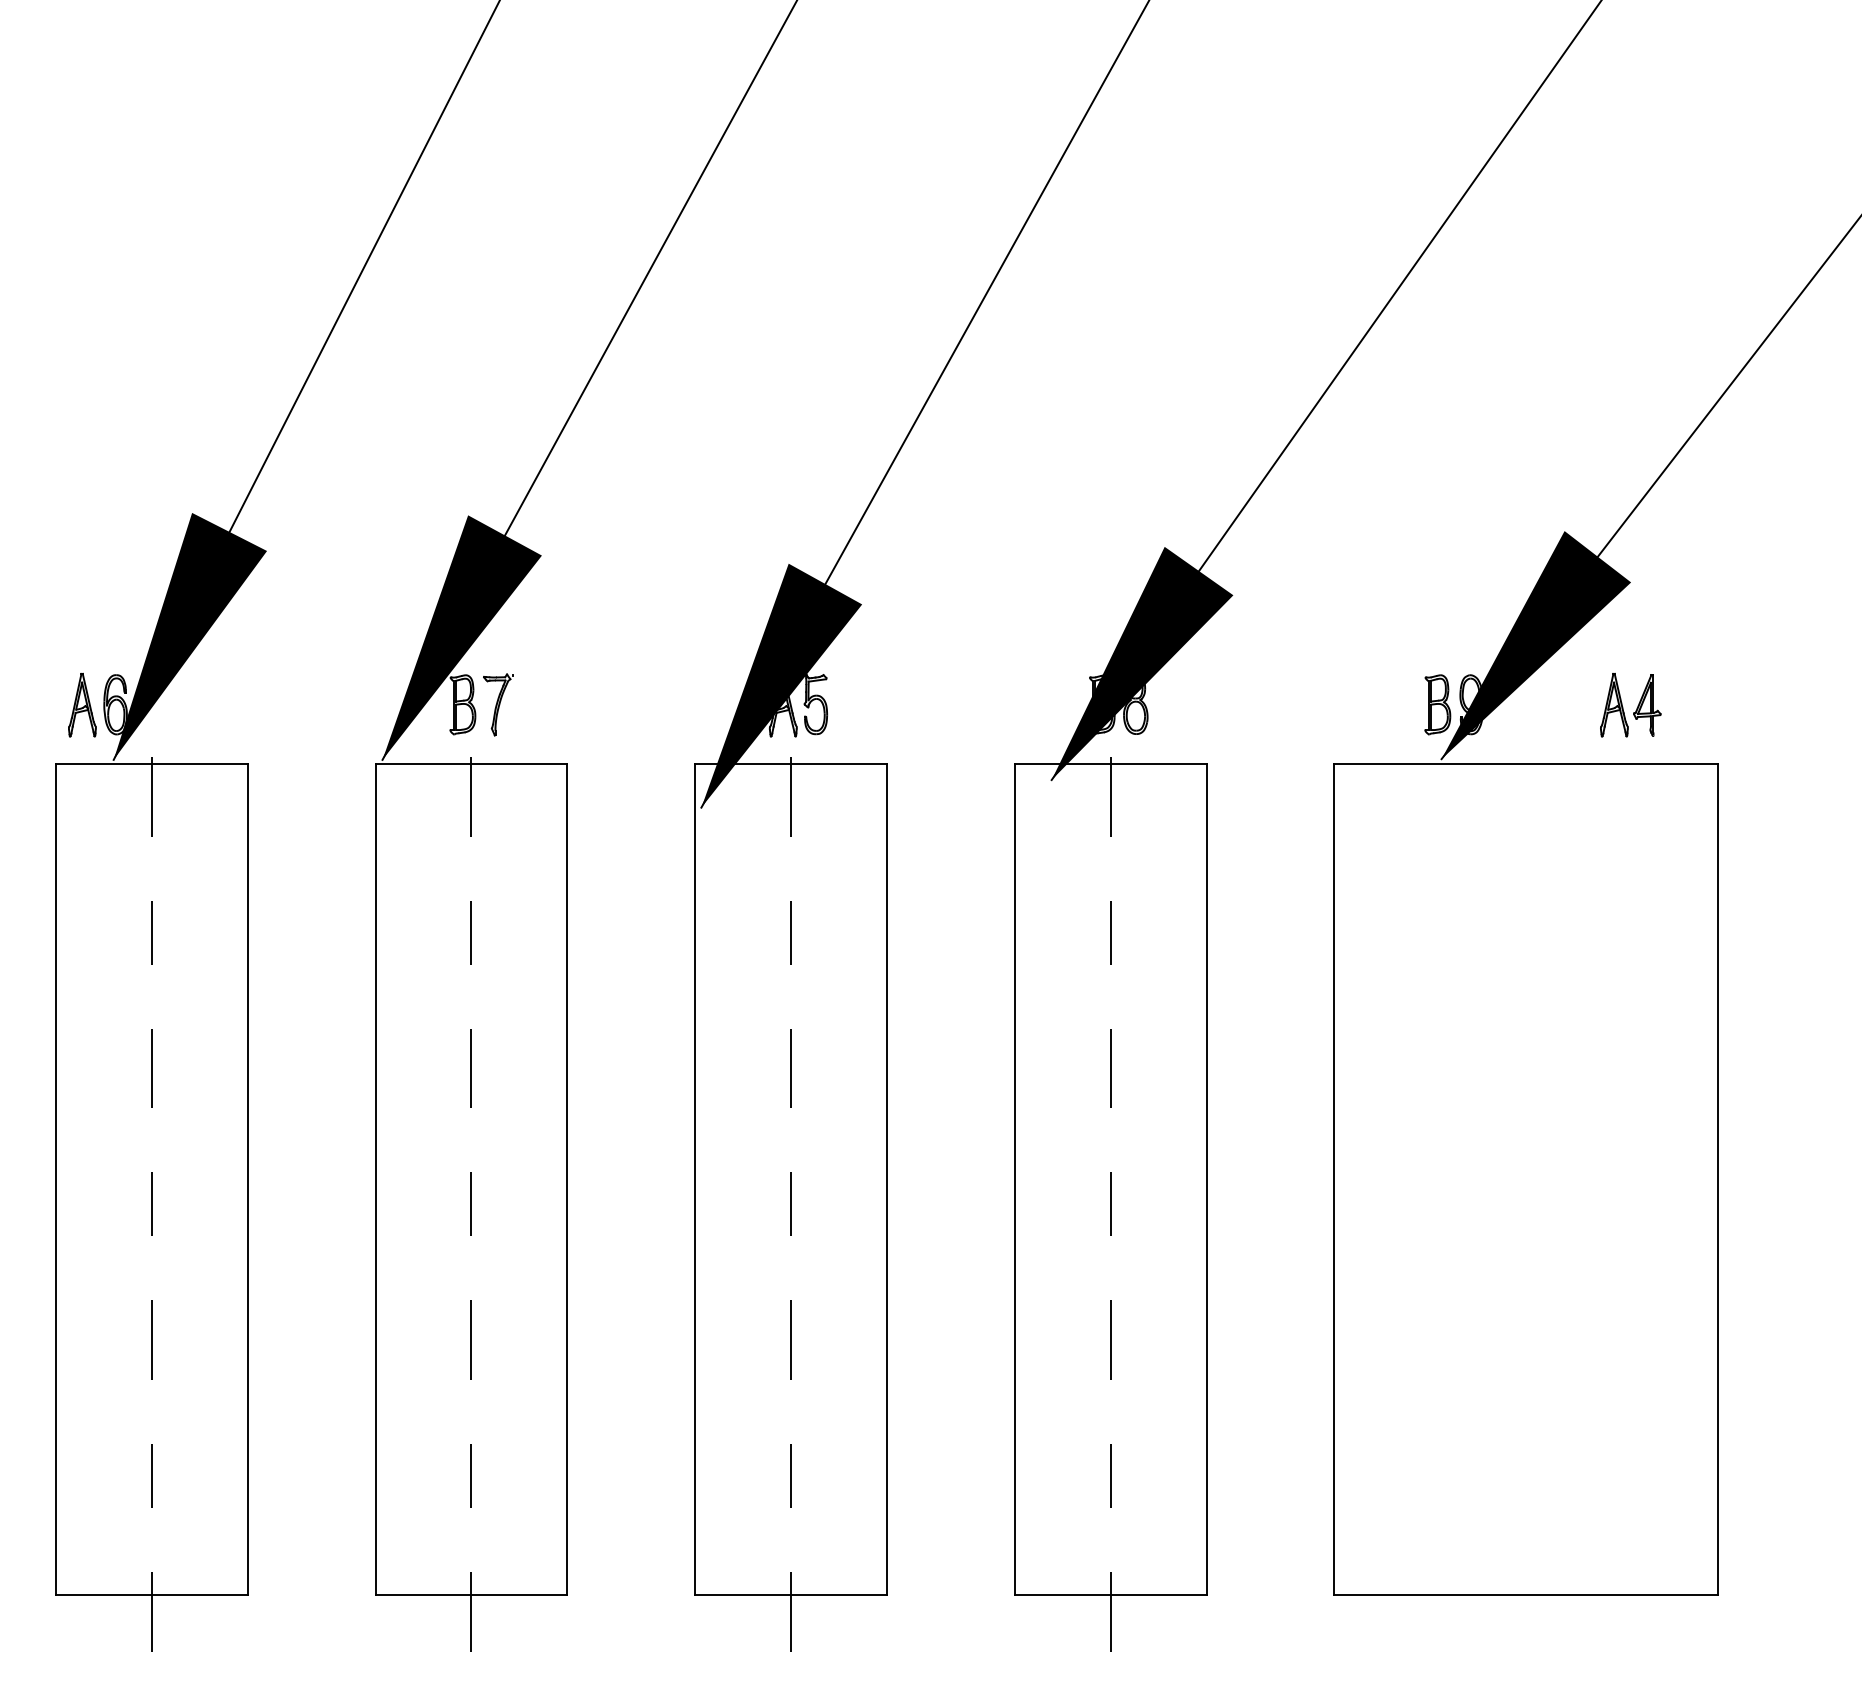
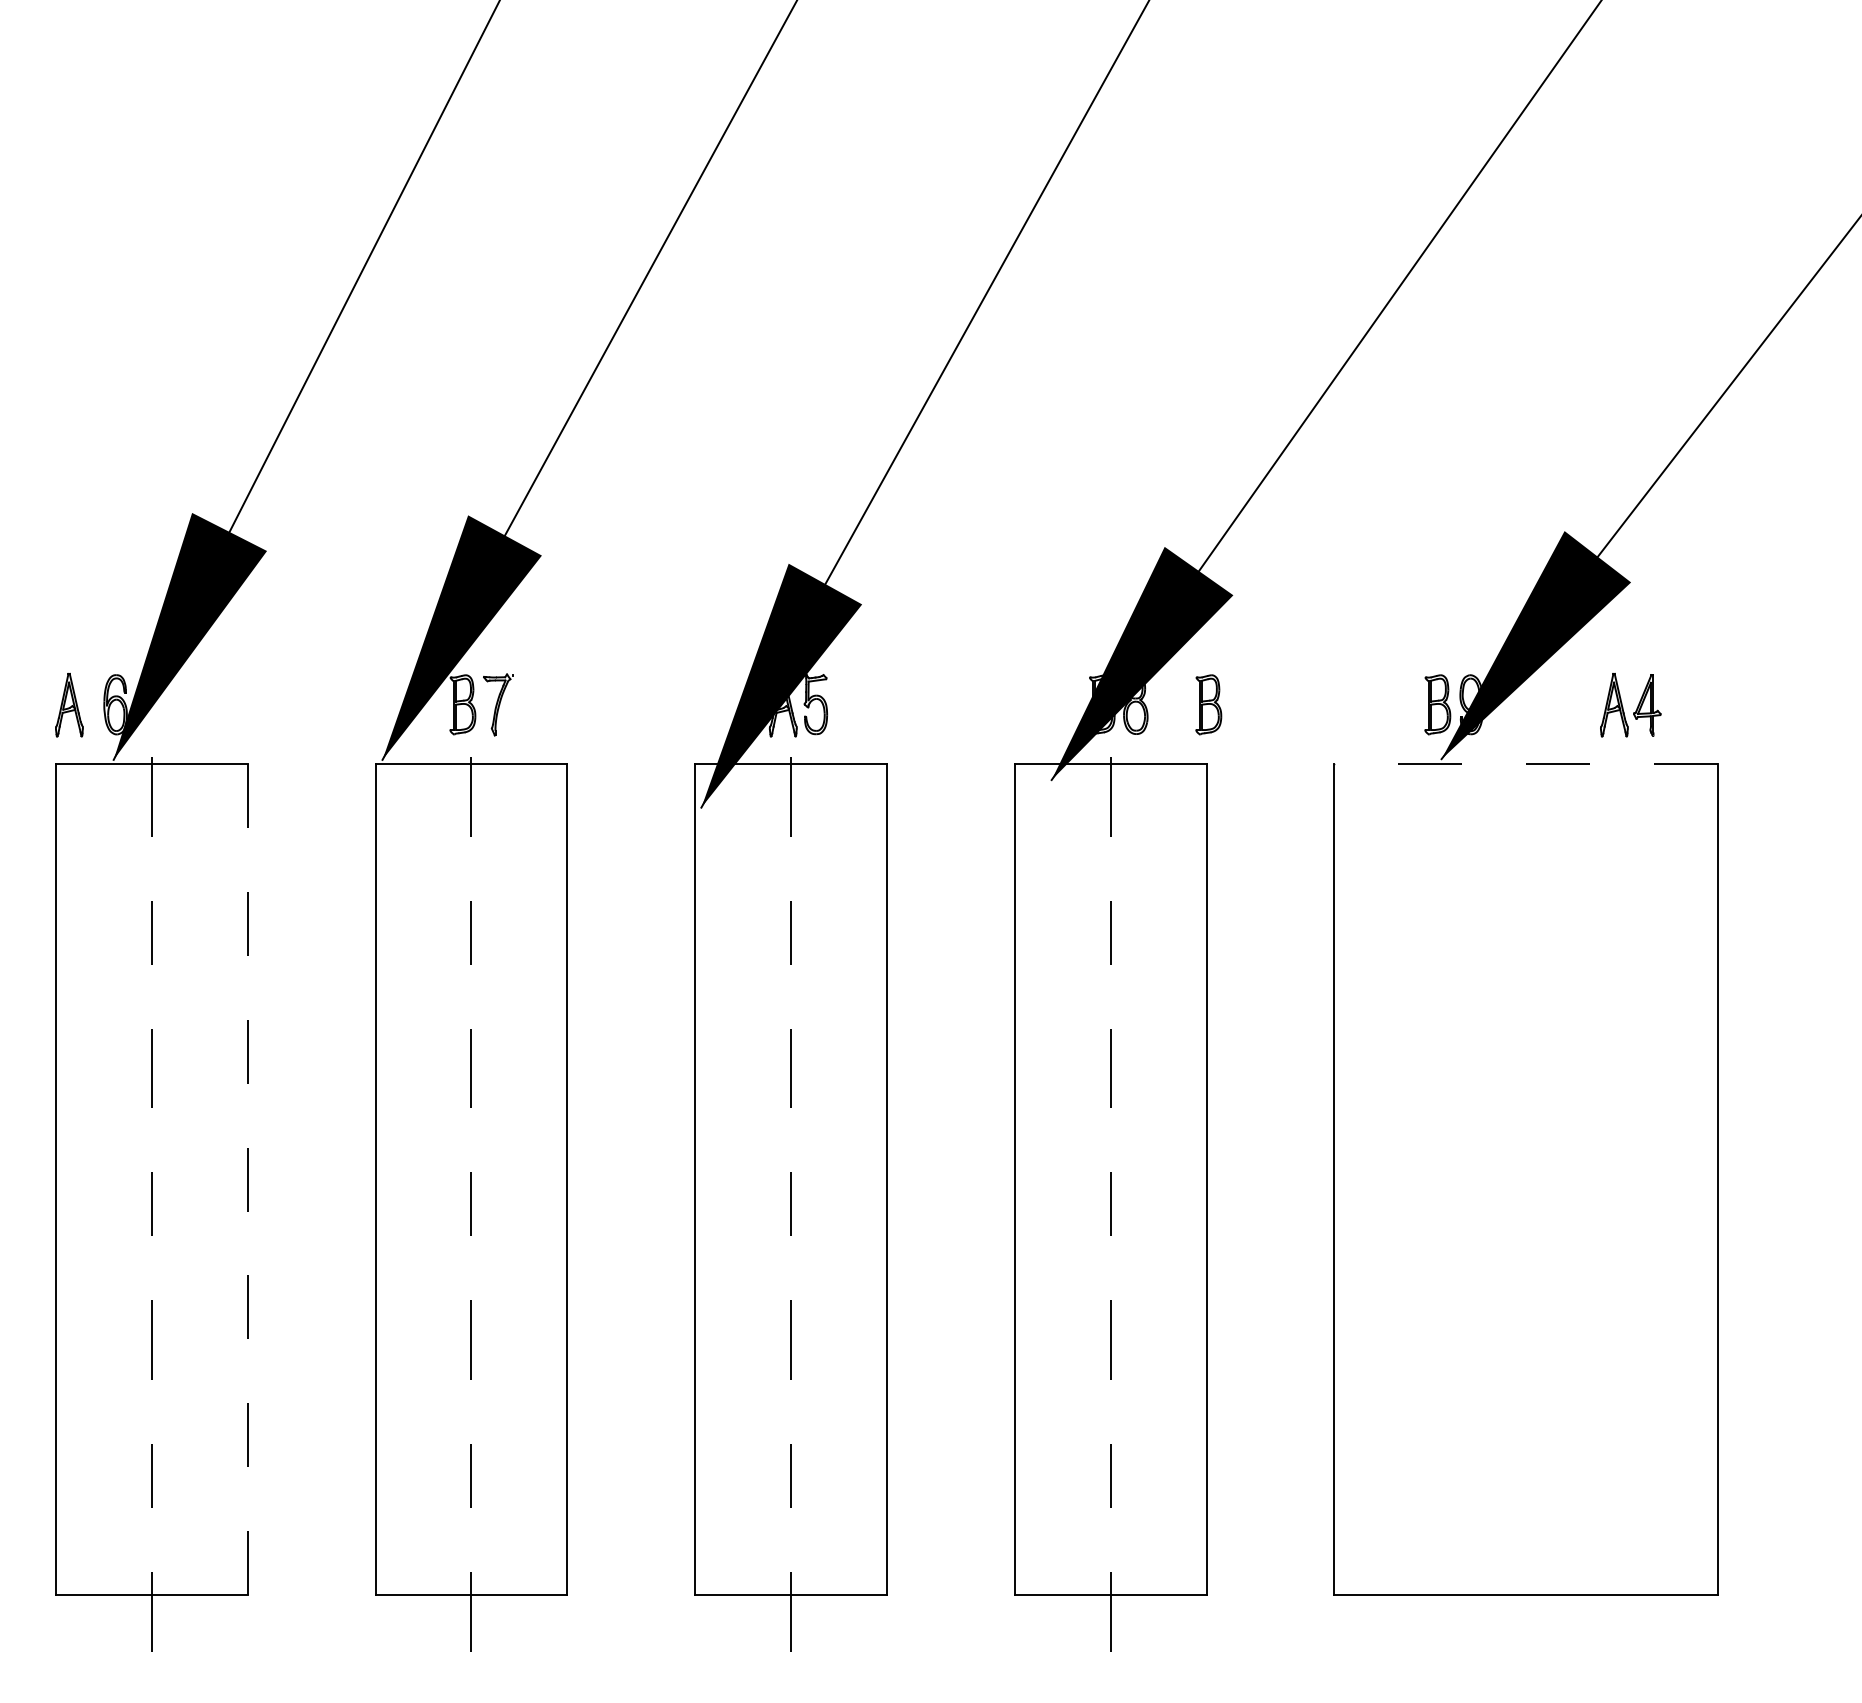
part position: (82, 704) -> (69, 704) (69, 704)
part: none -> present (1208, 704)
line: solid -> dashed (1526, 764)
line: solid -> dashed (247, 1179)
